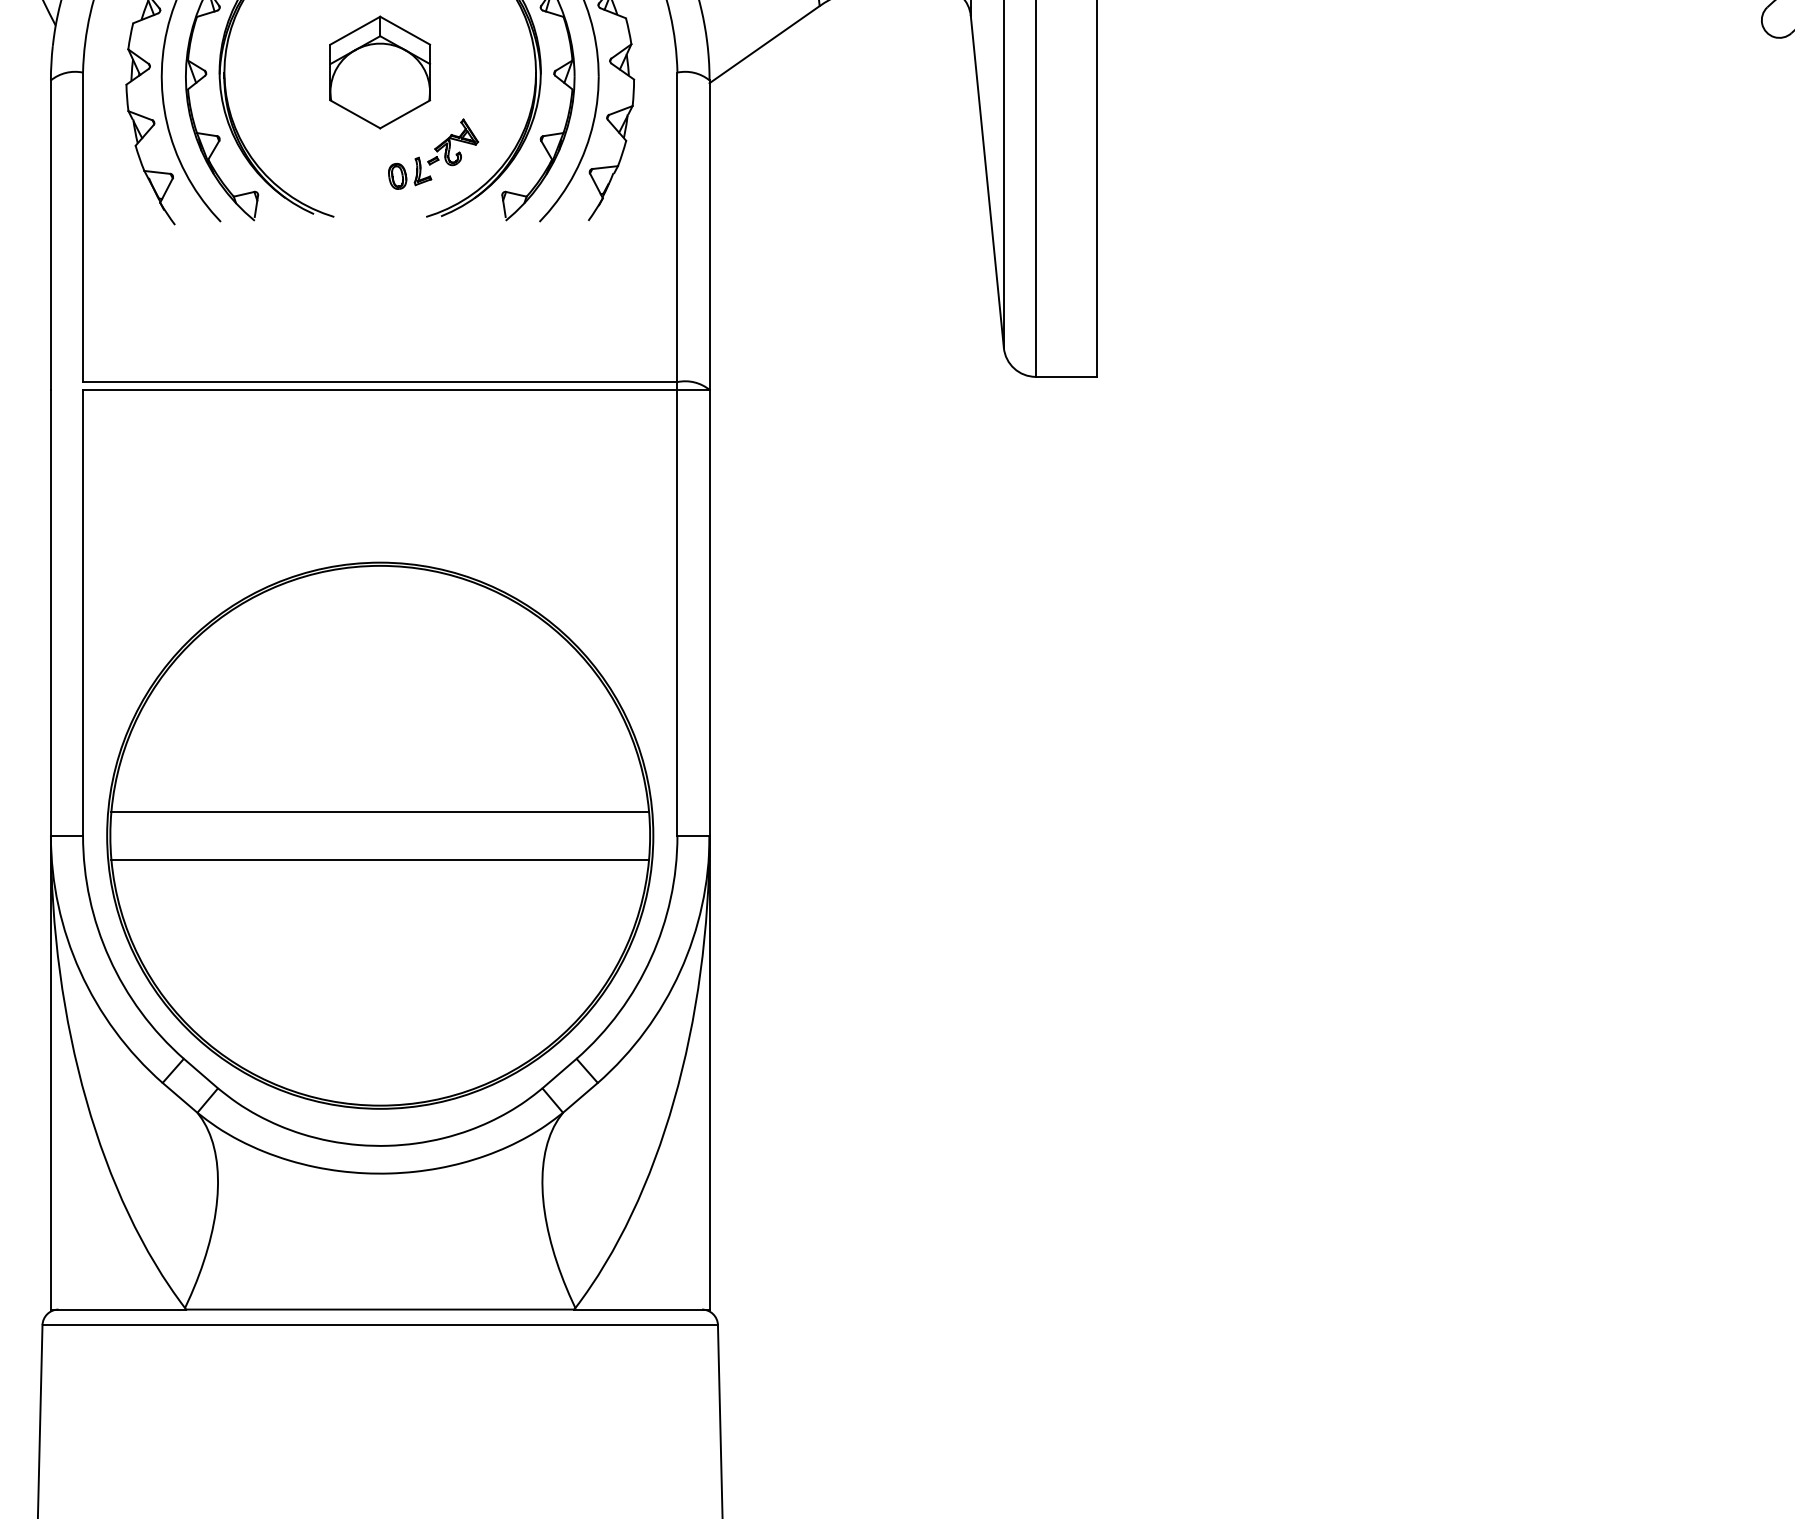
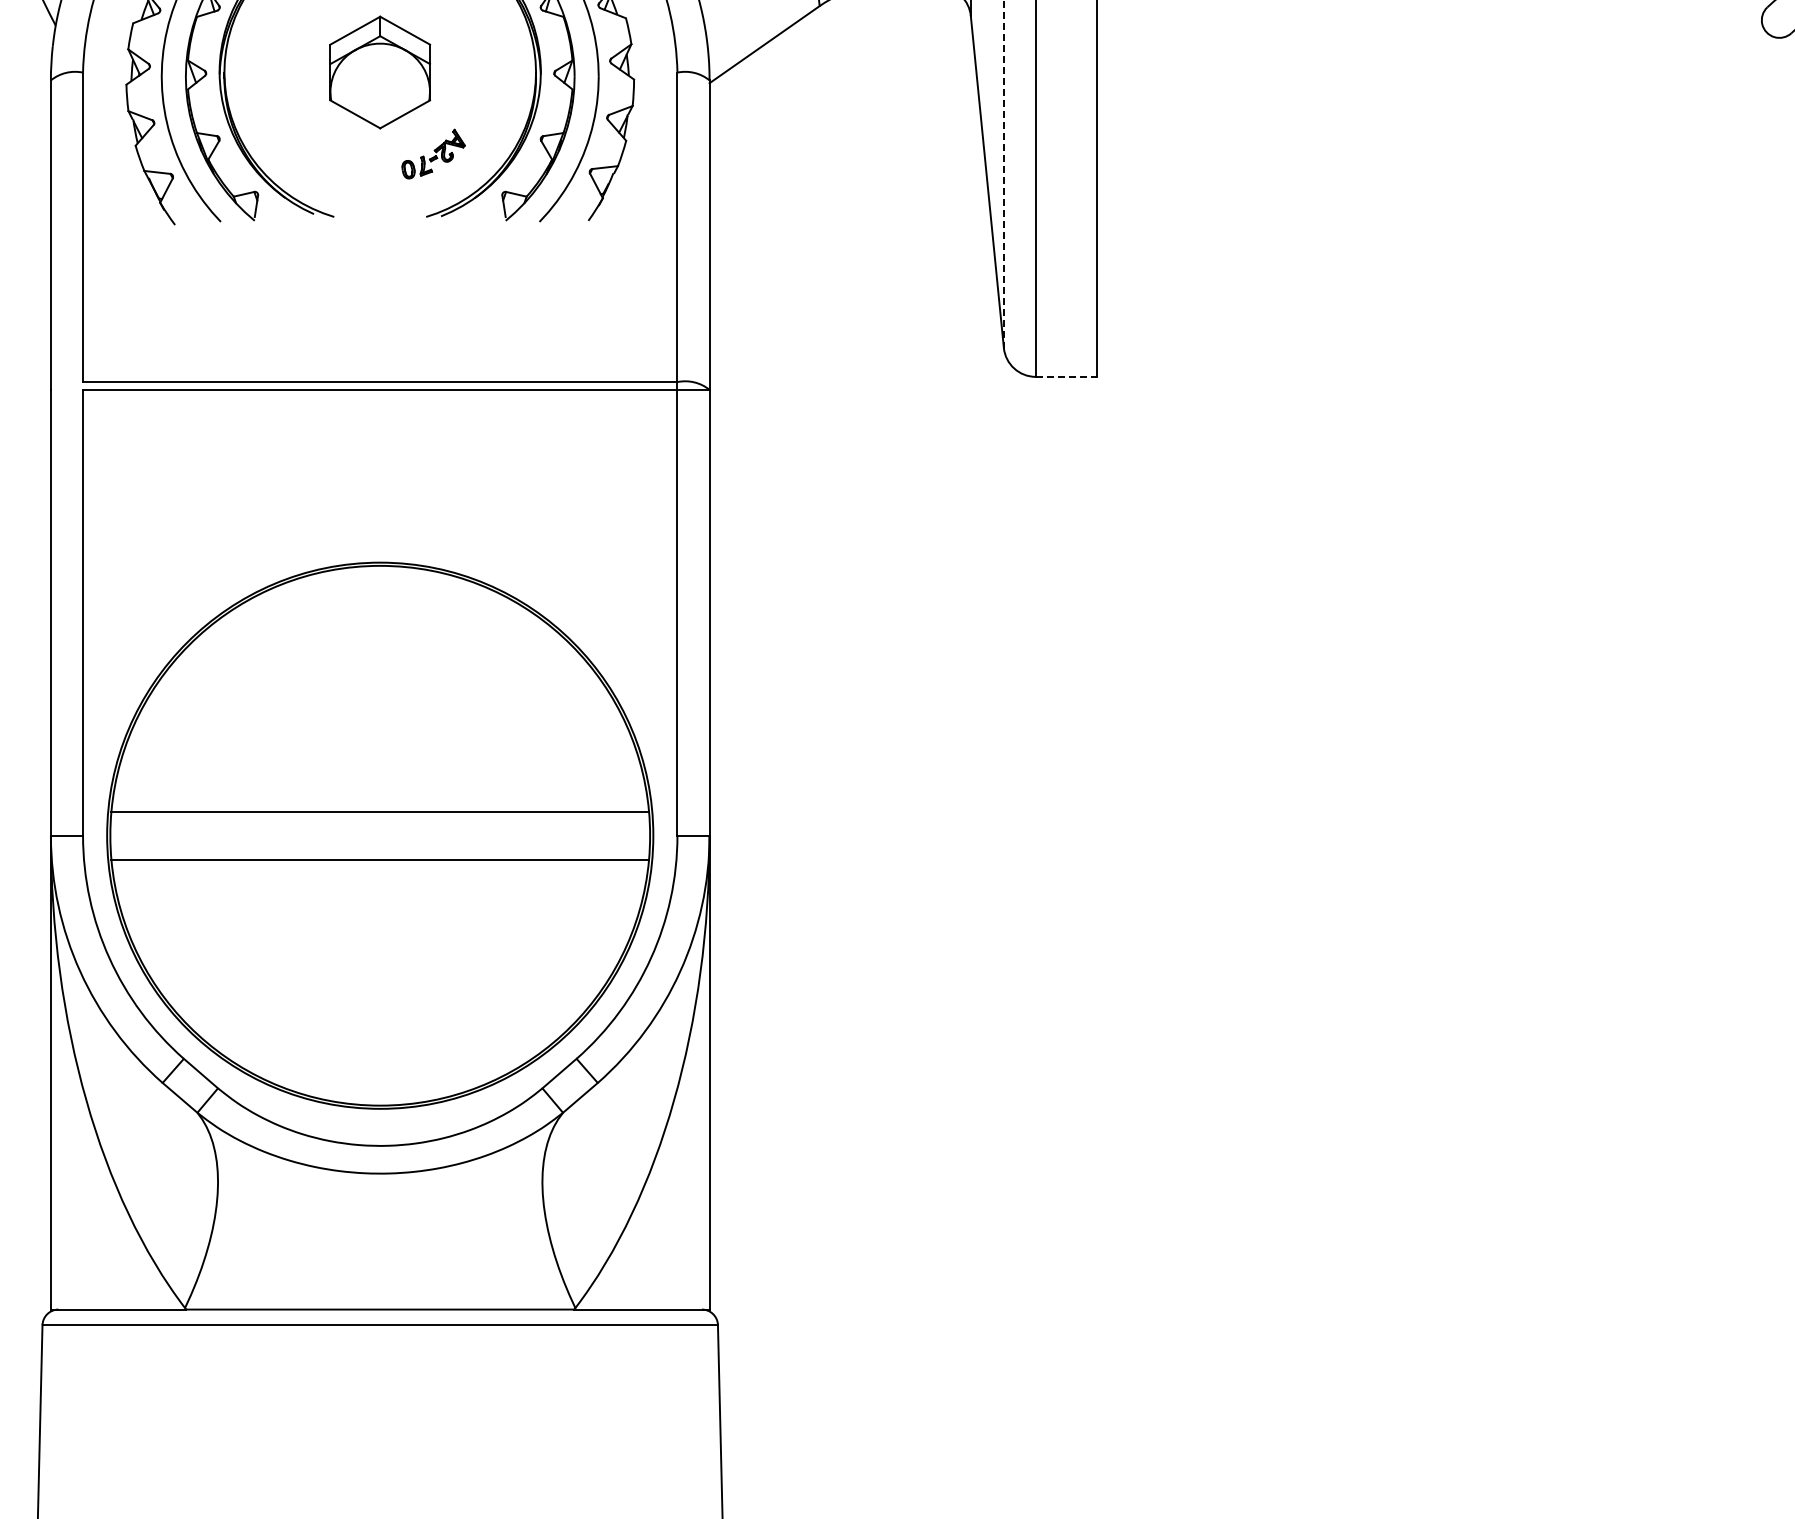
part size: 92x72 px -> 65x52 px (433, 153)
line: solid -> dashed (1003, 174)
line: solid -> dashed (1066, 376)
